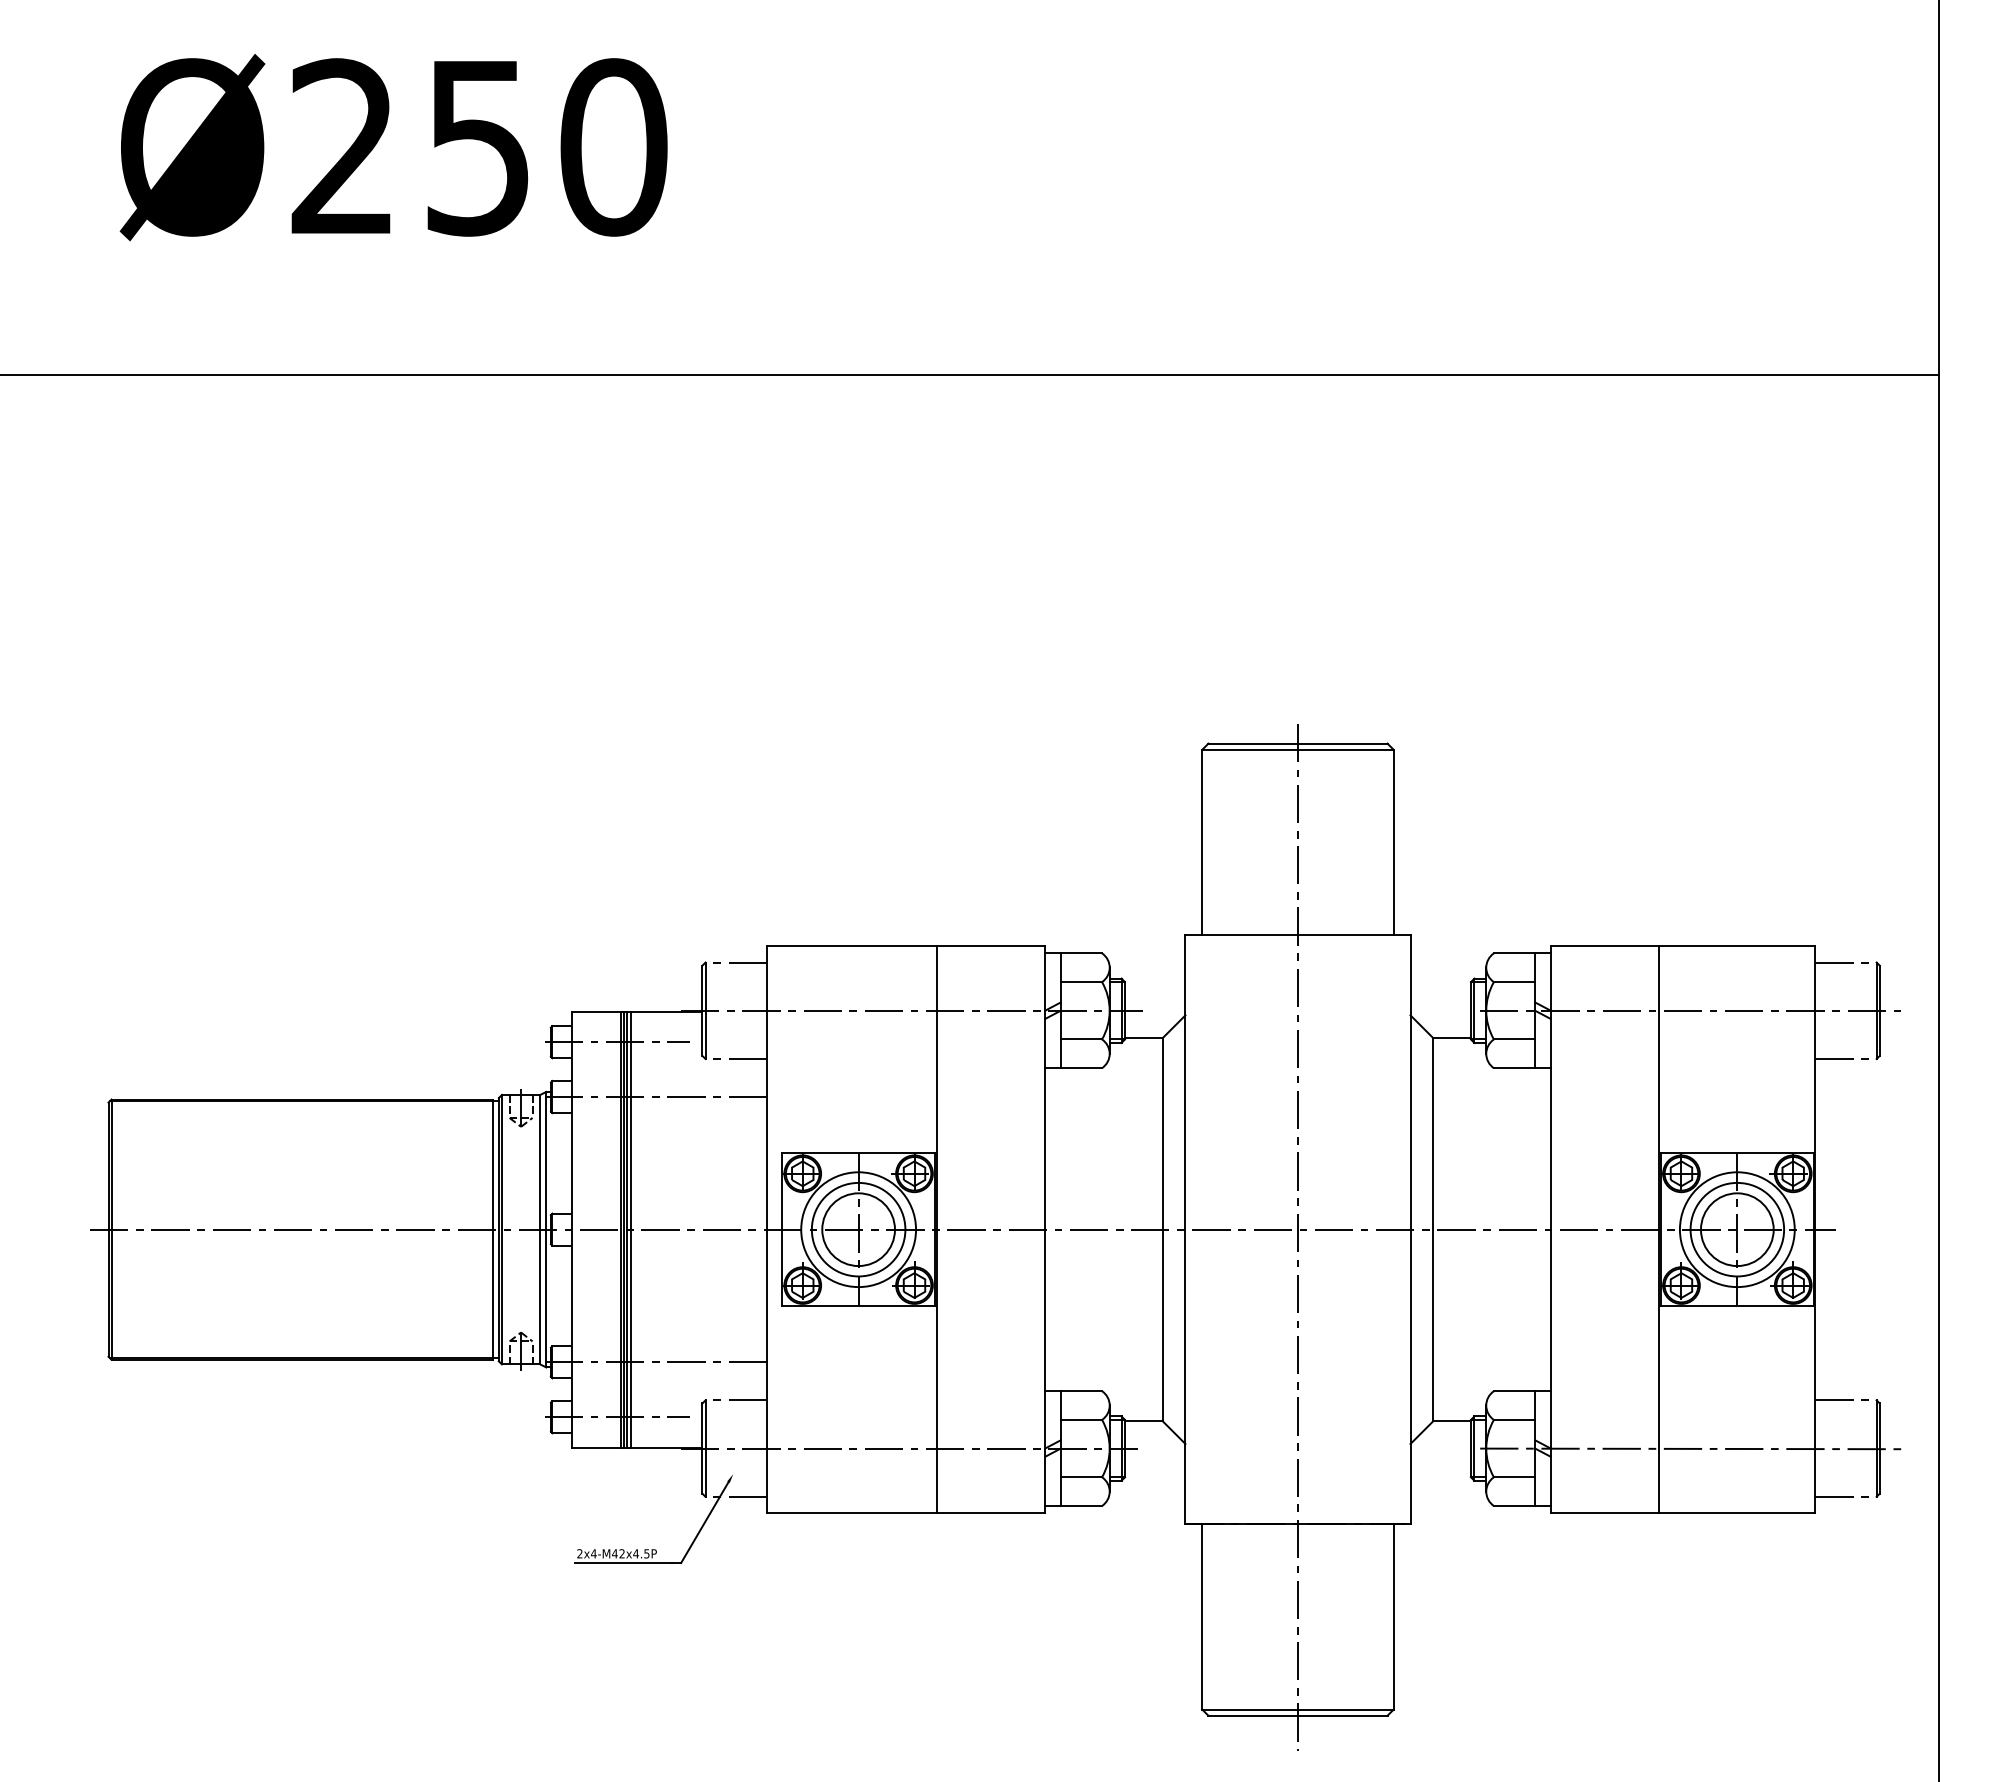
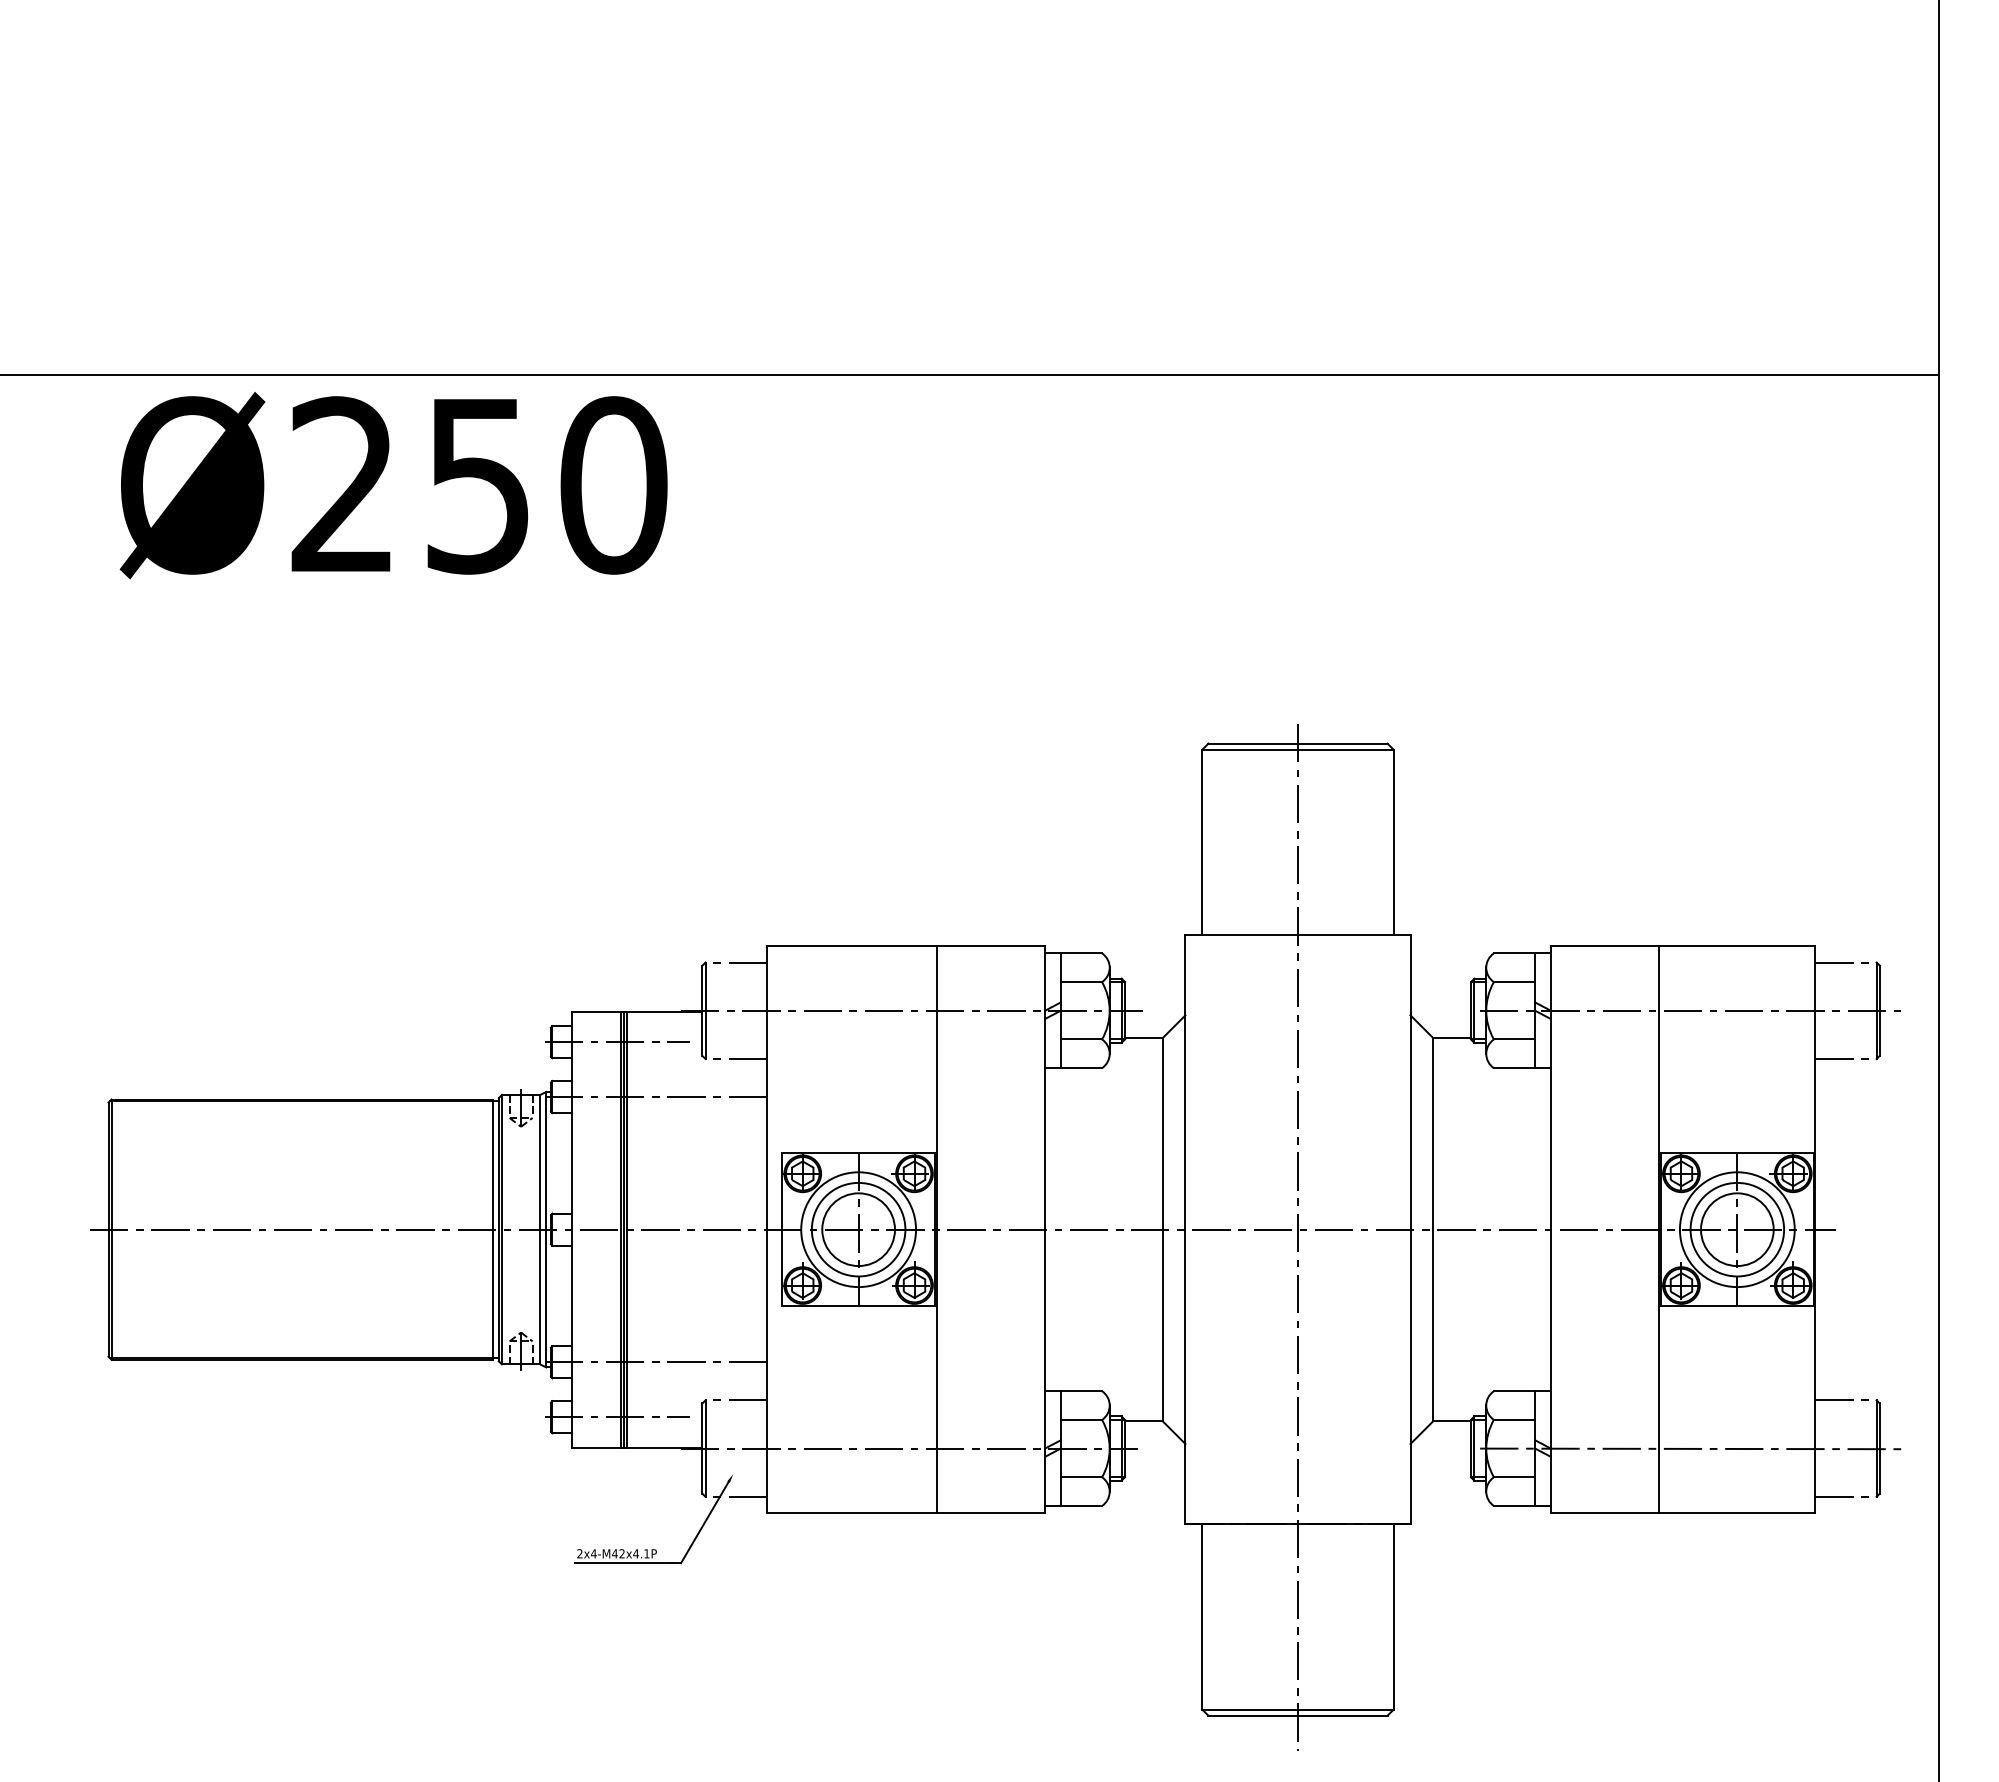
text position: (393, 147) -> (393, 485) (393, 485)
line: present -> none (630, 1229)
text: 2x4-M42x4.5P -> 2x4-M42x4.1P (646, 1553)
